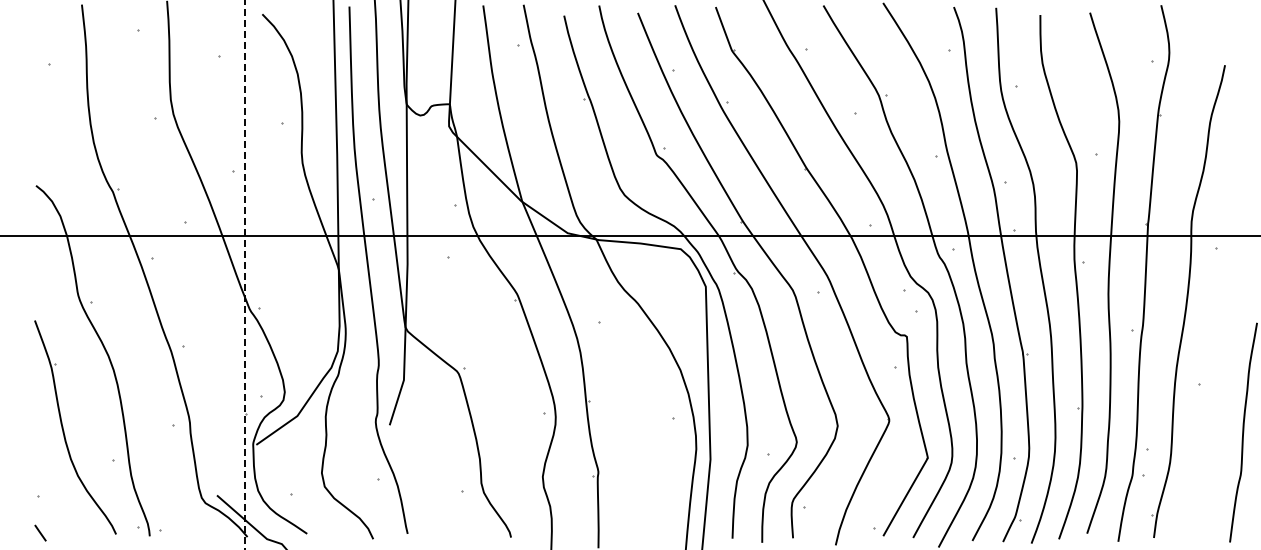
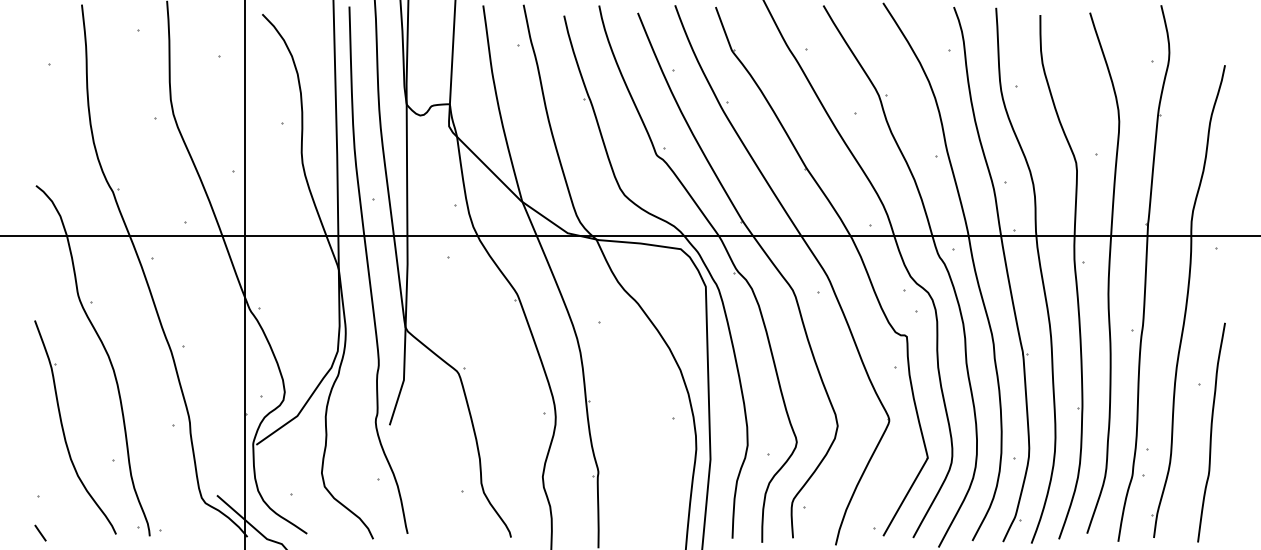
line: dashed -> solid (244, 274)
curve position: (1243, 432) -> (1211, 432) (1211, 432)
